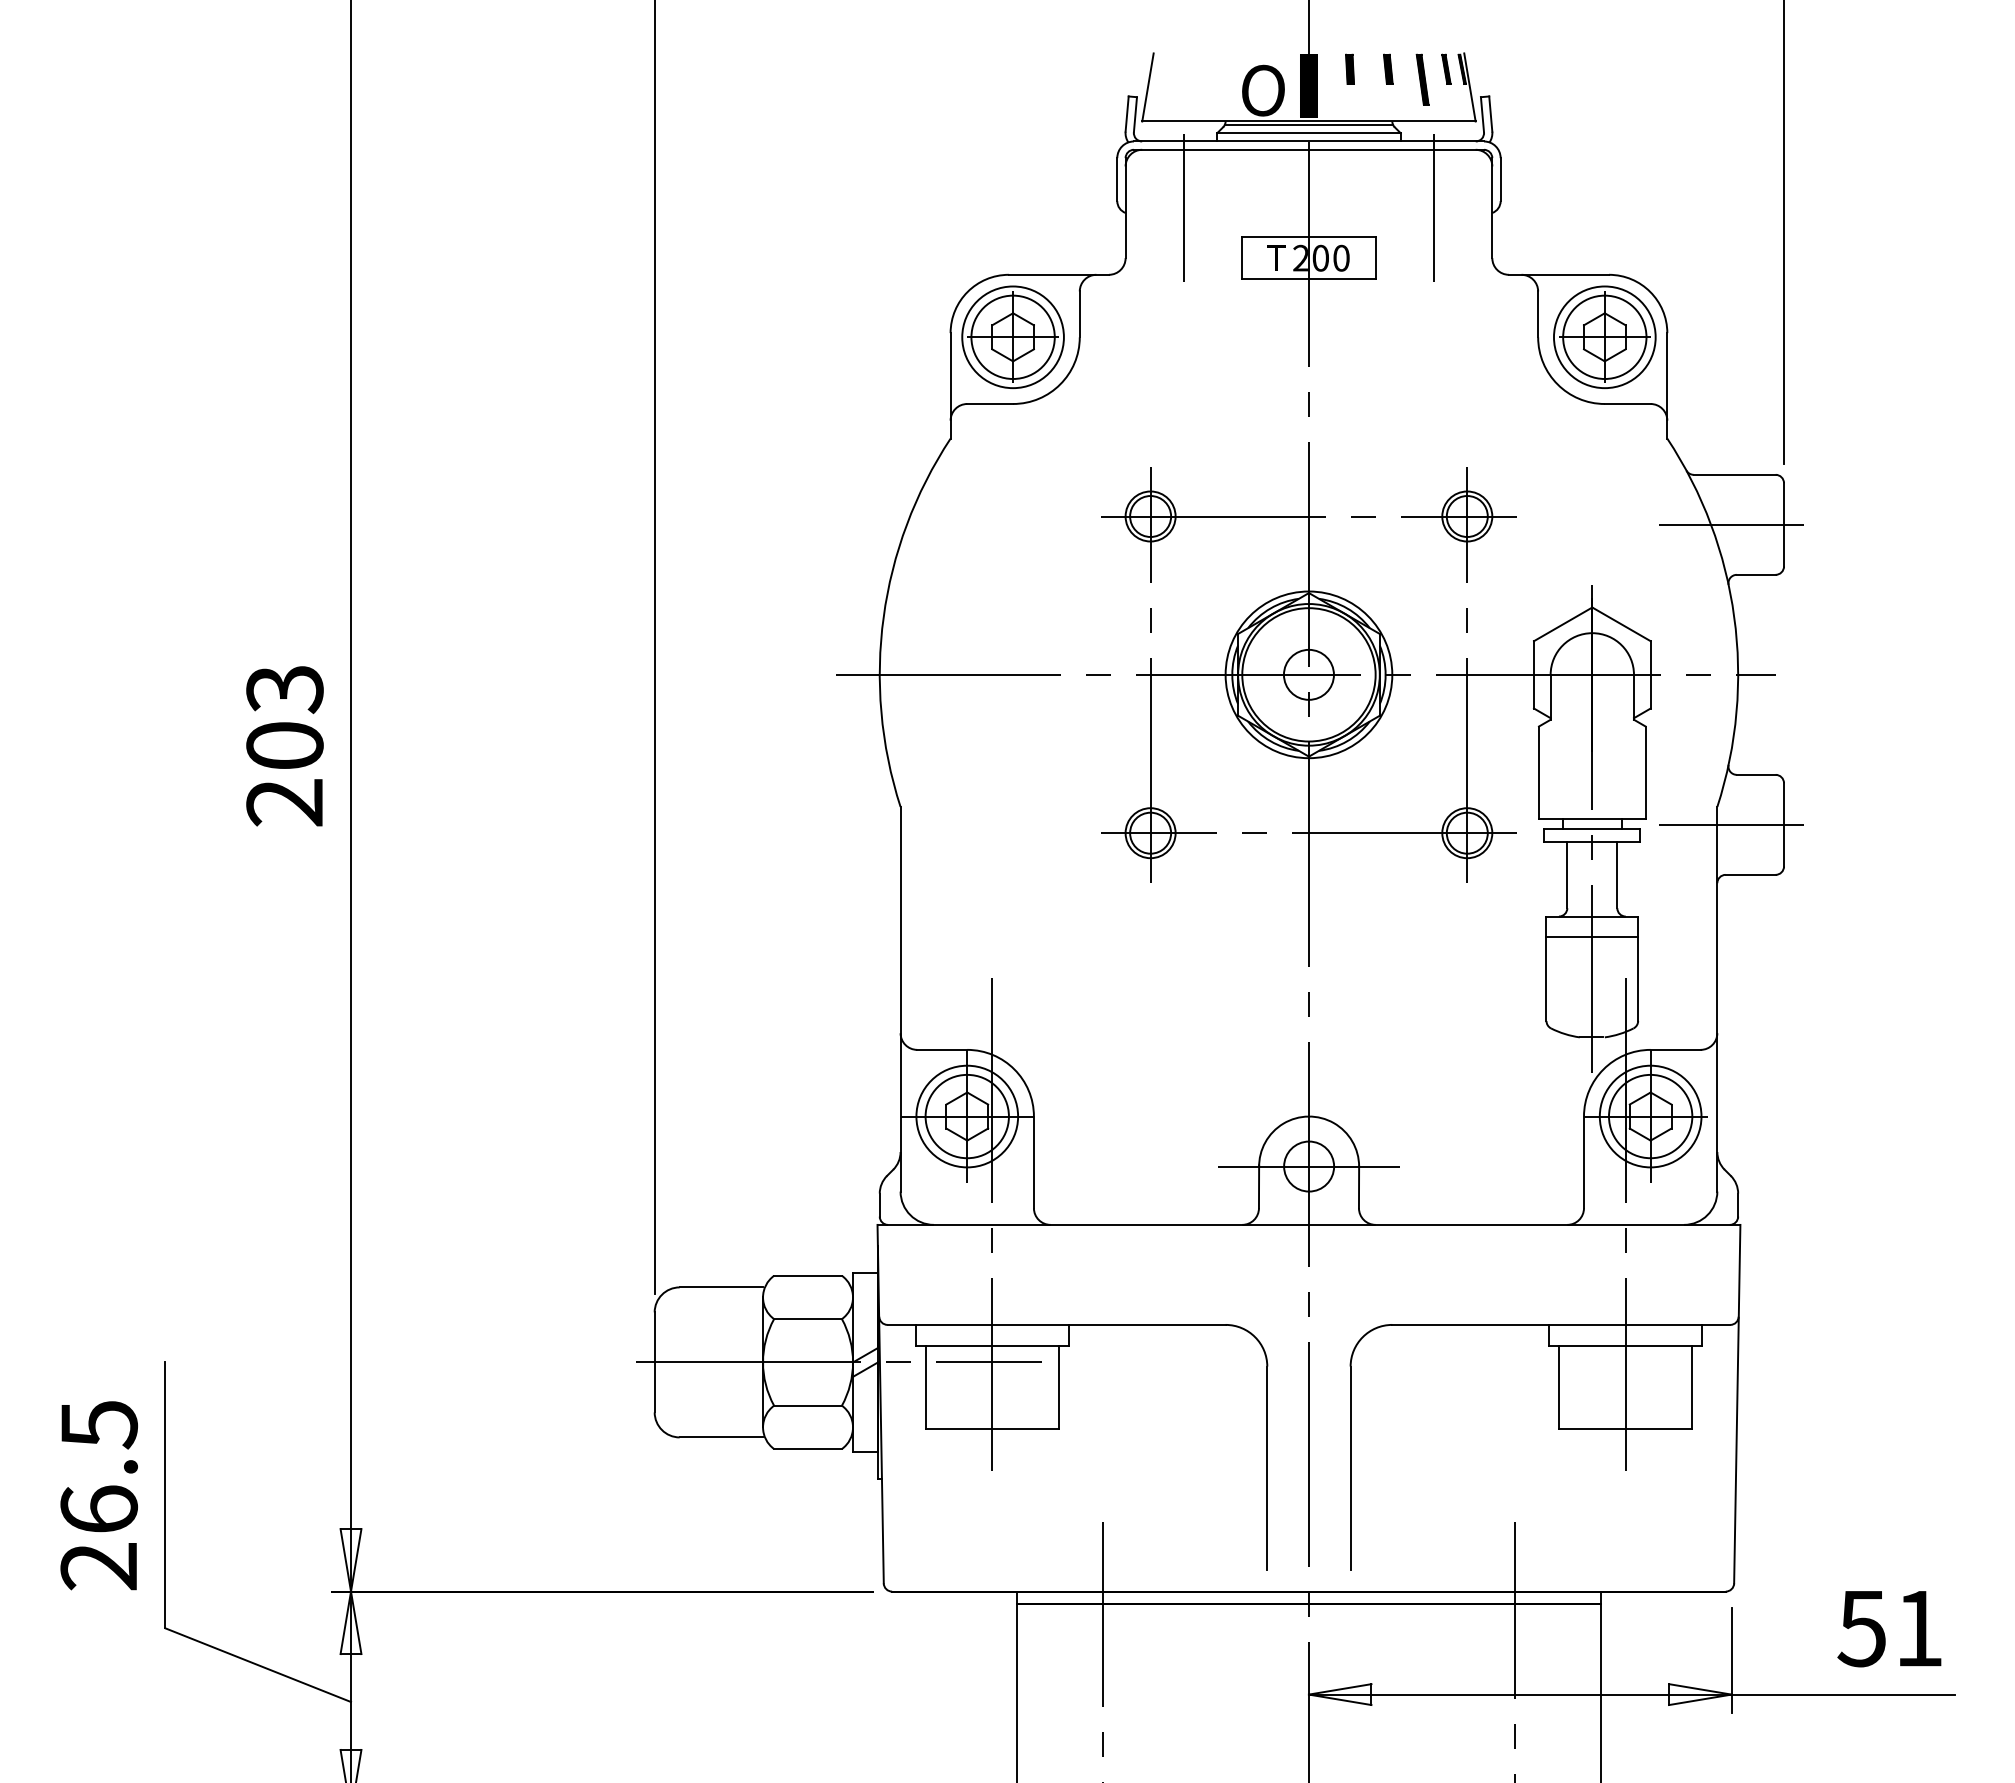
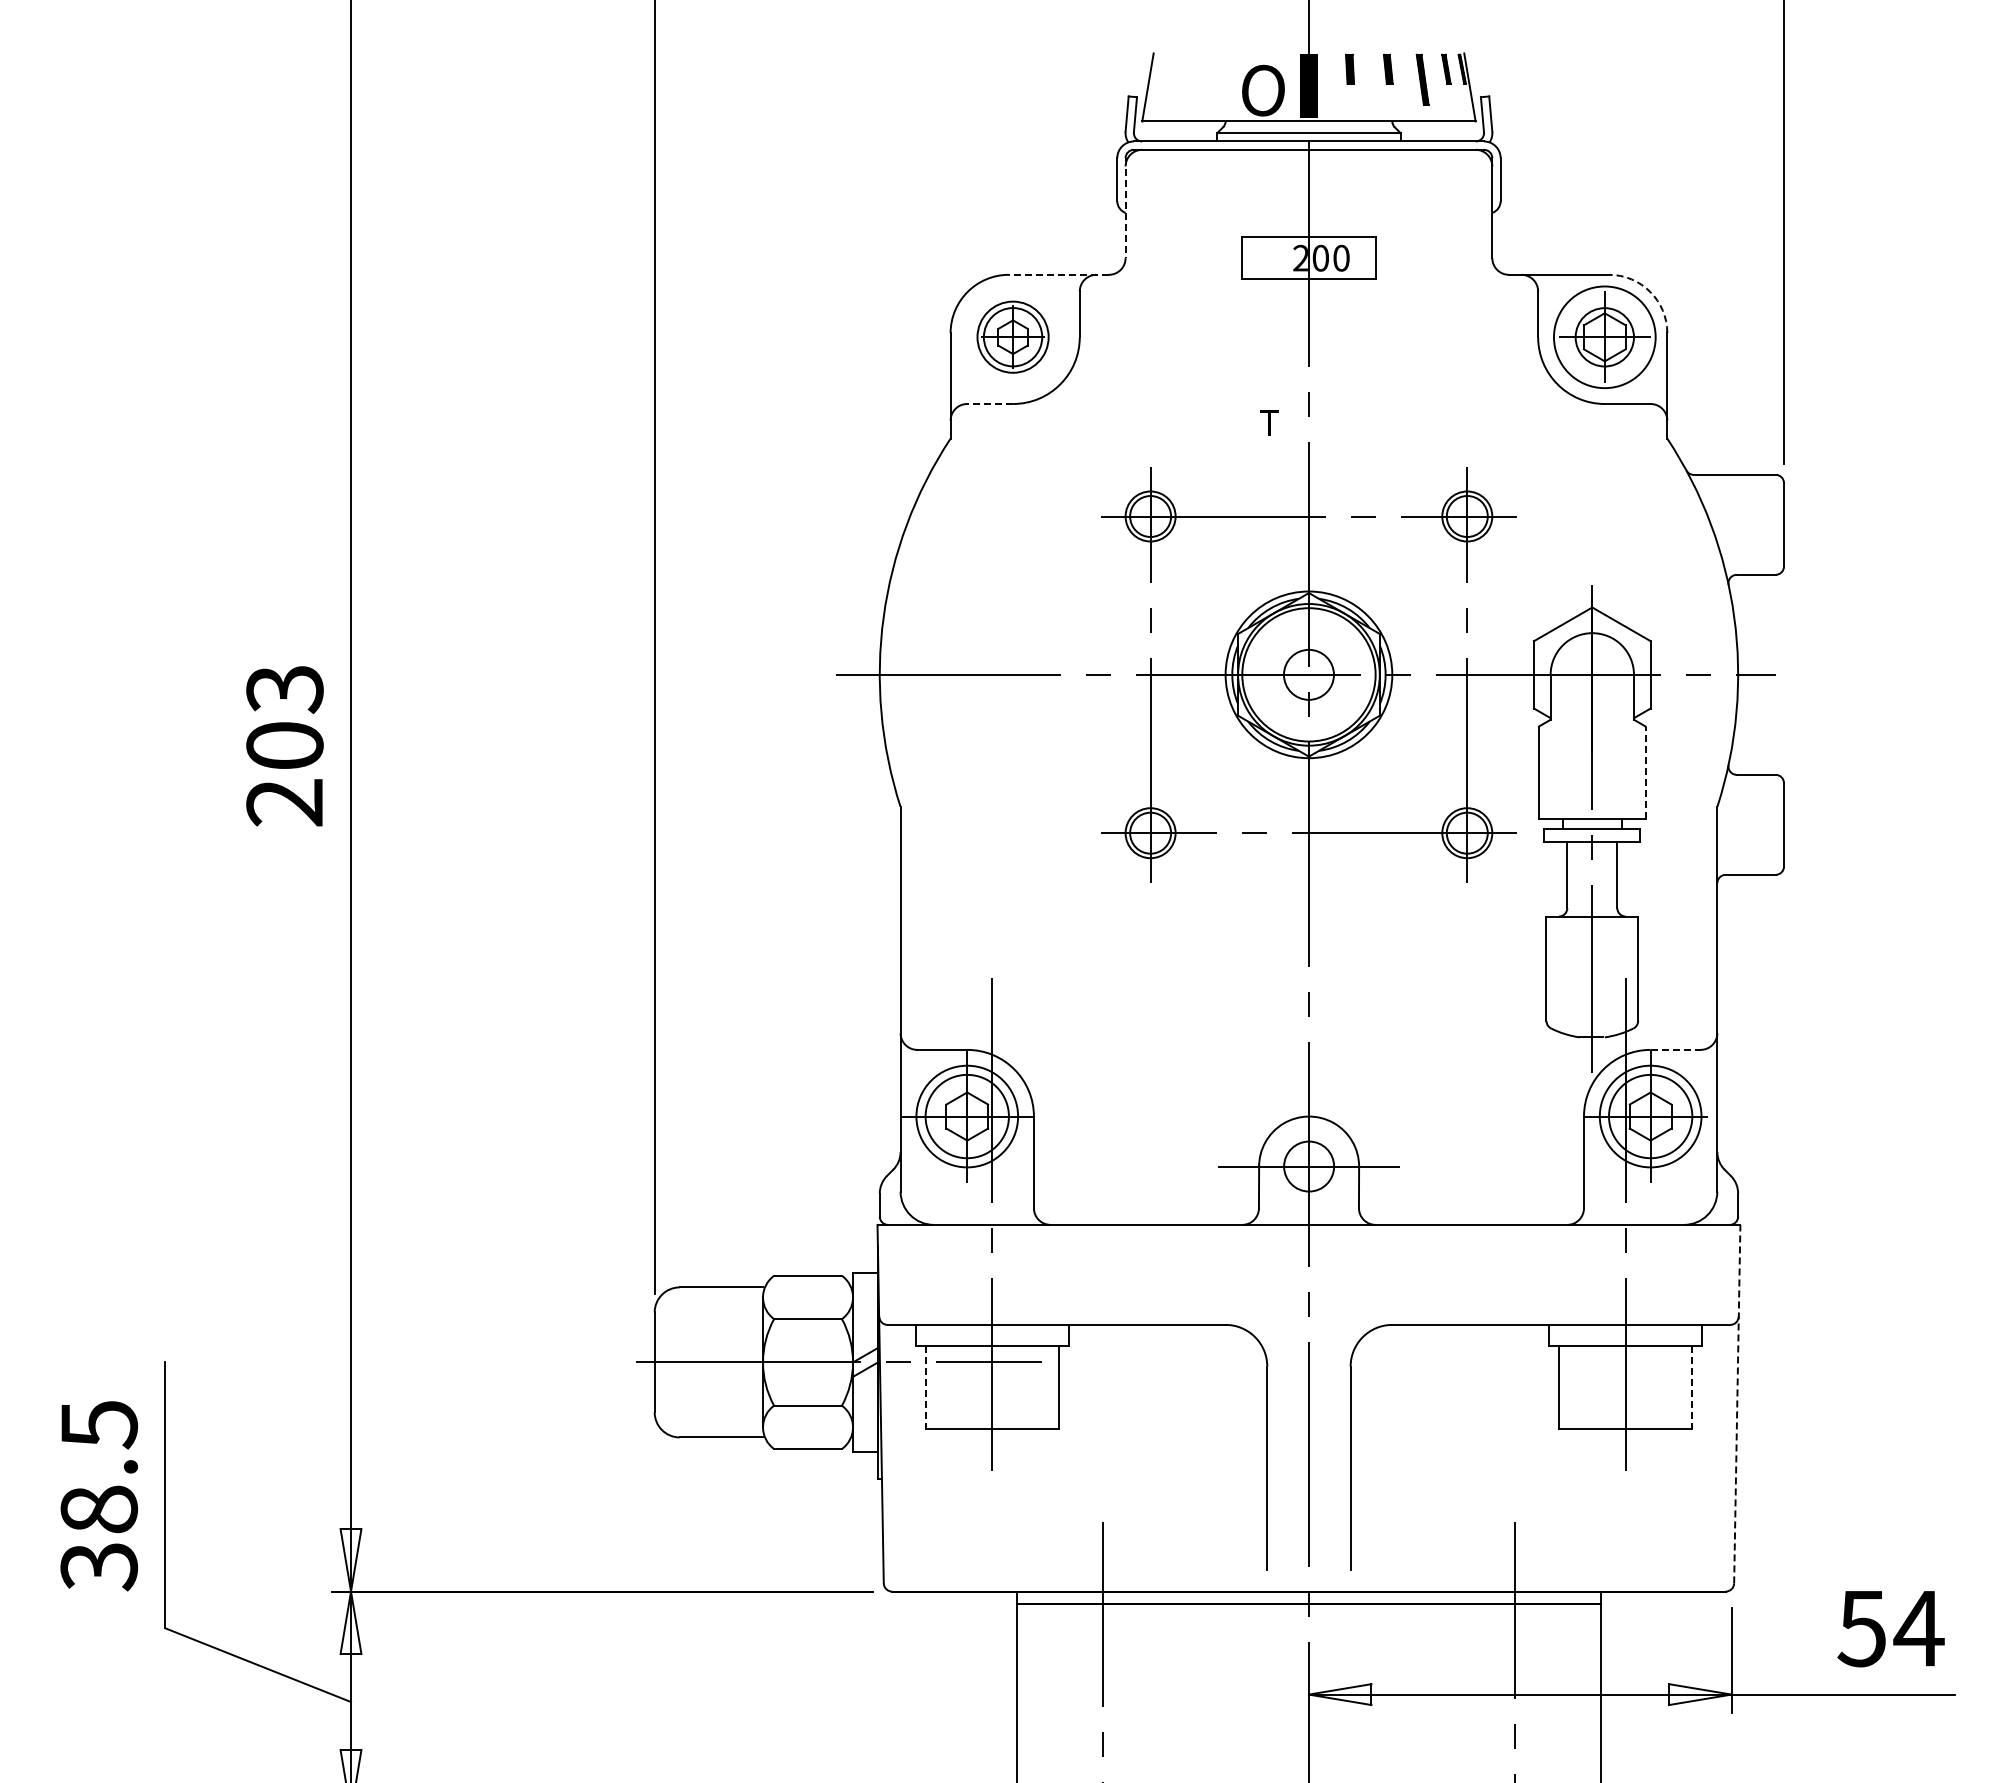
line: present -> none (1308, 124)
line: present -> none (1183, 207)
line: present -> none (1433, 207)
line: solid -> dashed (1125, 208)
text position: (1276, 257) -> (1269, 422) (1269, 422)
line: solid -> dashed (1058, 274)
arc: solid -> dashed (1650, 291)
part size: 104x104 px -> 74x74 px (1012, 336)
circle diameter: 83 px -> 58 px (1604, 337)
line: solid -> dashed (990, 404)
line: present -> none (1731, 524)
line: solid -> dashed (1645, 772)
line: present -> none (1731, 824)
line: present -> none (1592, 937)
line: solid -> dashed (1676, 1049)
line: solid -> dashed (925, 1387)
line: solid -> dashed (1692, 1387)
line: solid -> dashed (1737, 1403)
text: 26.5 -> 38.5 (99, 1538)
text: 51 -> 54 (1918, 1628)
